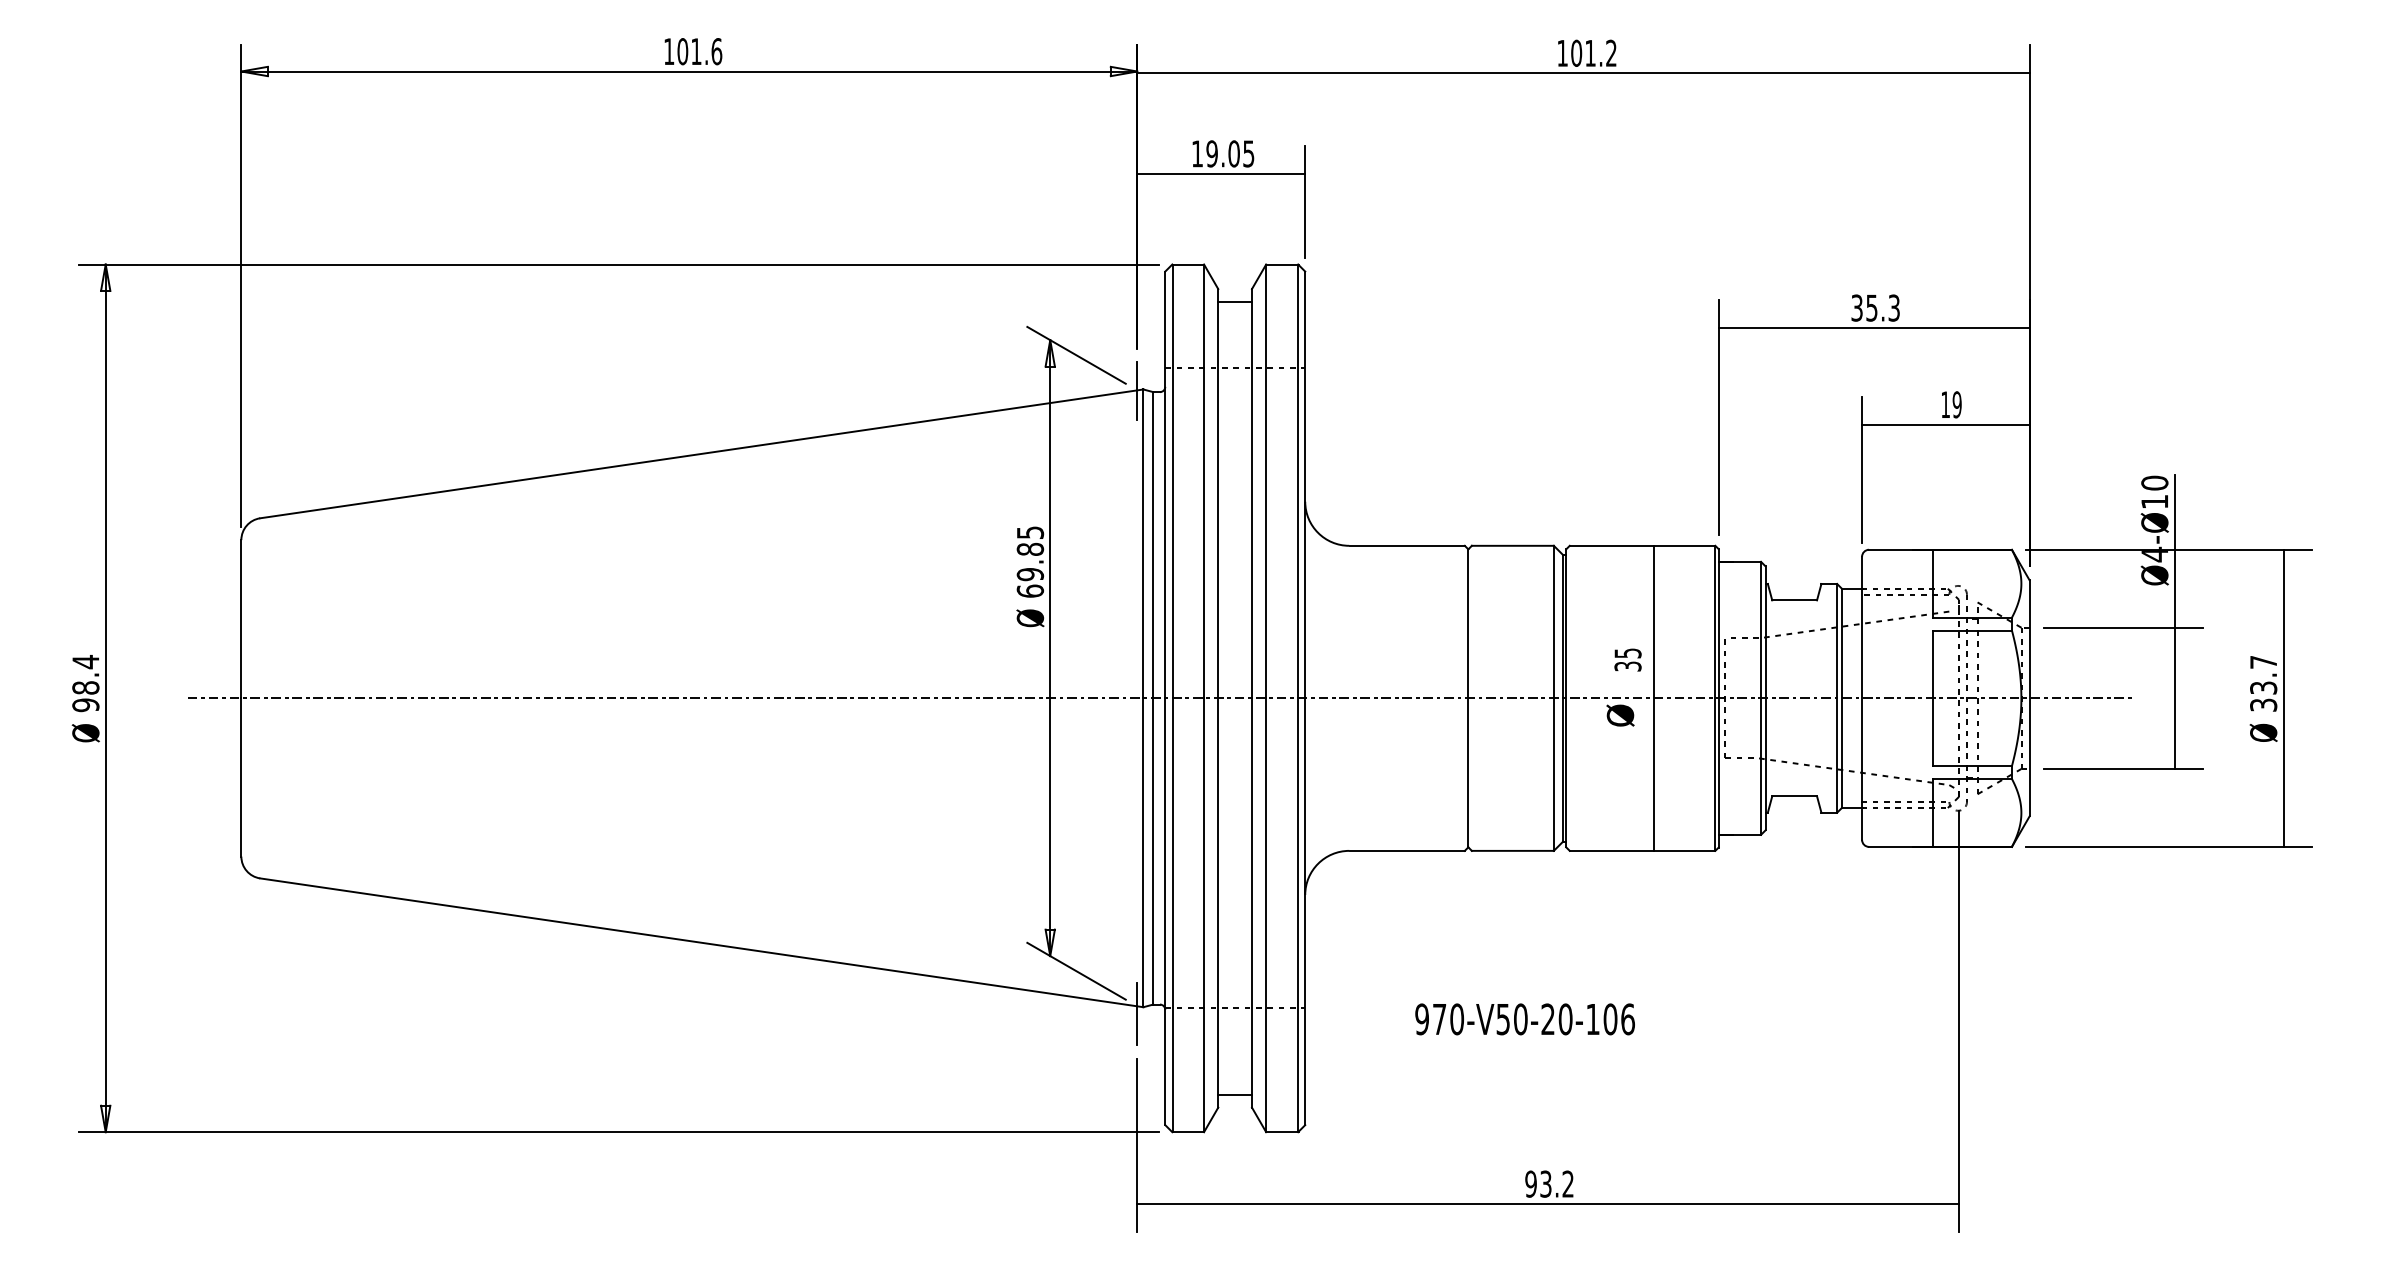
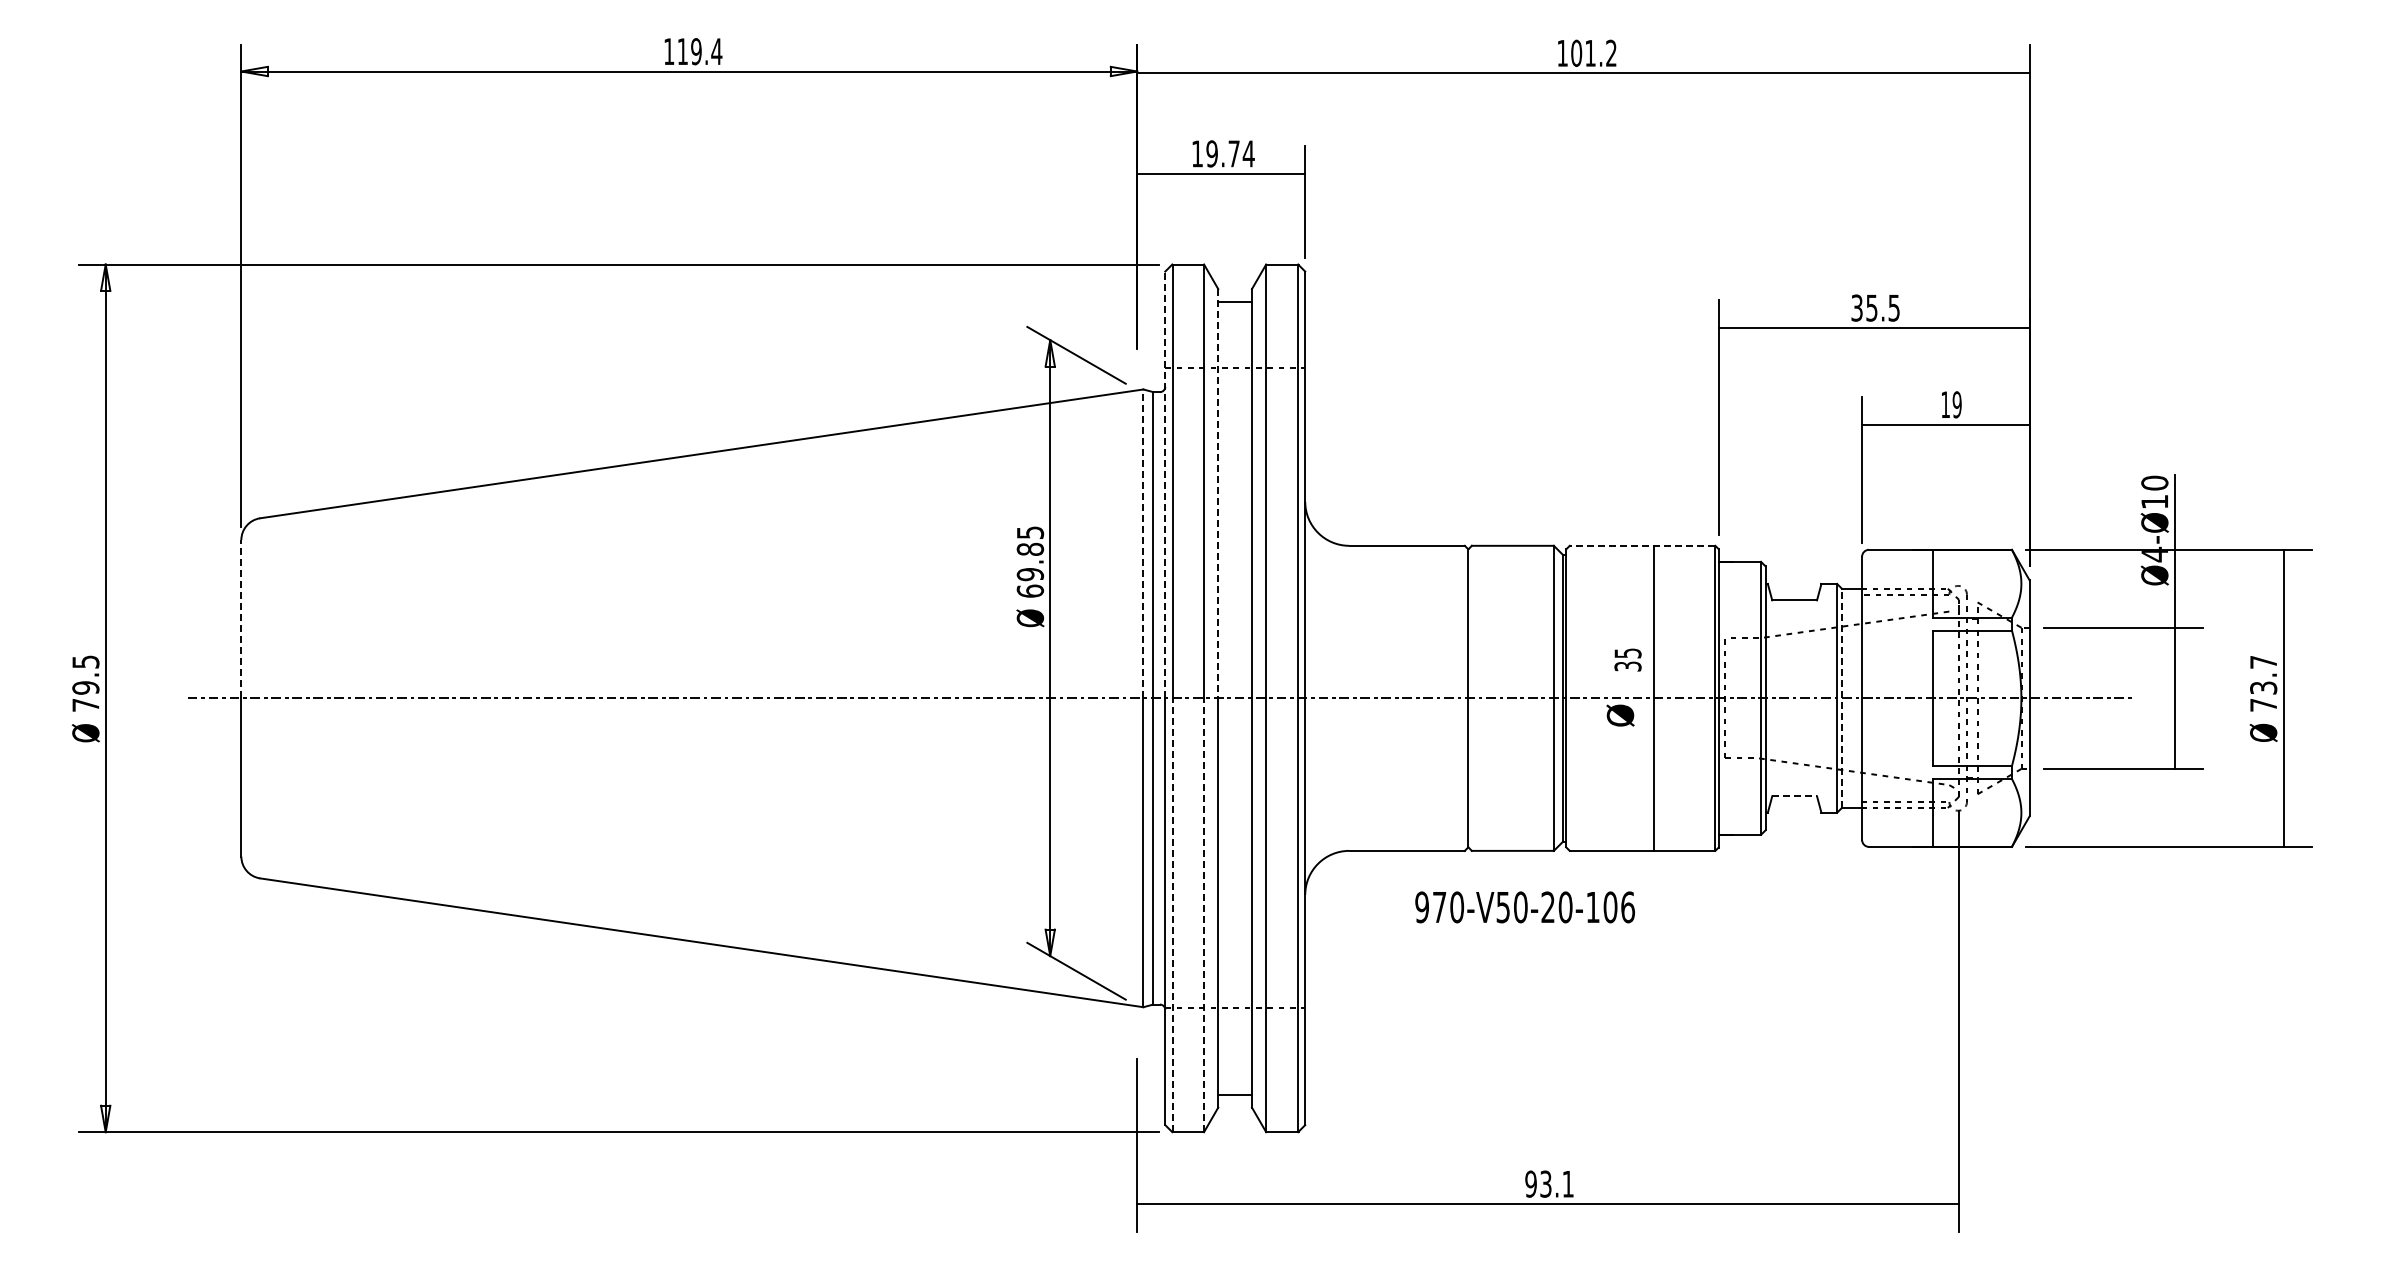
text: 101.6 -> 119.4 (699, 51)
text: 19.05 -> 19.74 (1241, 153)
text: 35.3 -> 35.5 (1894, 307)
line: present -> none (1137, 390)
line: solid -> dashed (1165, 484)
line: solid -> dashed (1218, 493)
line: solid -> dashed (1143, 543)
line: solid -> dashed (1642, 545)
line: solid -> dashed (241, 618)
text: 98.4 -> 79.5 (85, 683)
line: solid -> dashed (1841, 698)
text: 33.7 -> 73.7 (2263, 704)
line: solid -> dashed (1795, 796)
line: solid -> dashed (1172, 915)
line: solid -> dashed (1204, 915)
line: present -> none (1137, 1013)
text position: (1524, 1019) -> (1524, 907) (1524, 907)
text: 93.2 -> 93.1 (1567, 1183)
